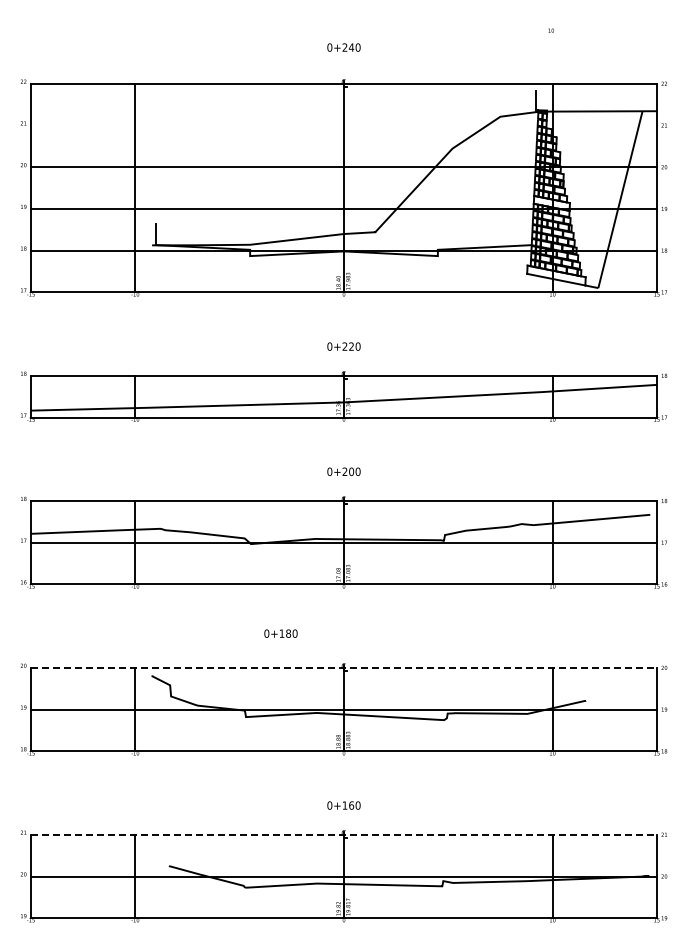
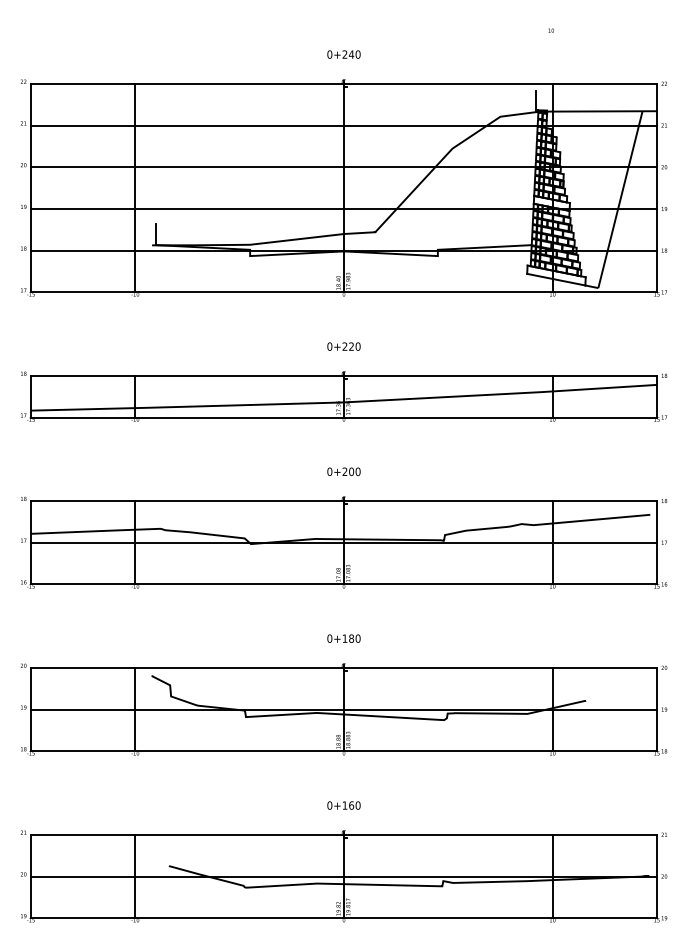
text position: (343, 47) -> (343, 54) (343, 54)
line: none -> present (343, 125)
text position: (280, 633) -> (343, 638) (343, 638)
line: dashed -> solid (344, 667)
line: dashed -> solid (344, 834)
